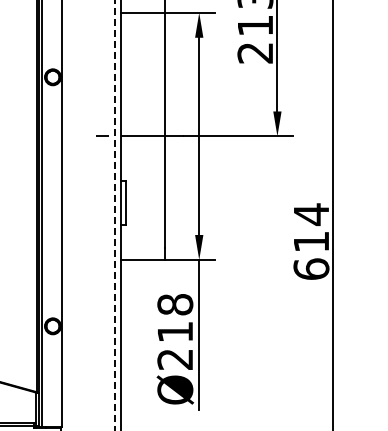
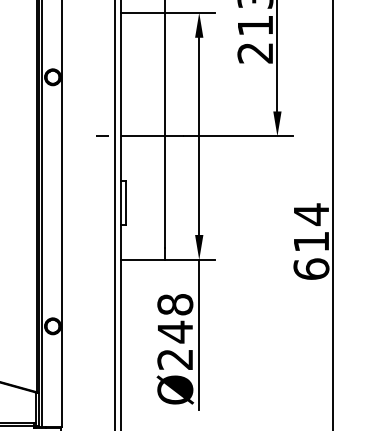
line: dashed -> solid (114, 215)
text: Ø218 -> Ø248 (175, 331)
